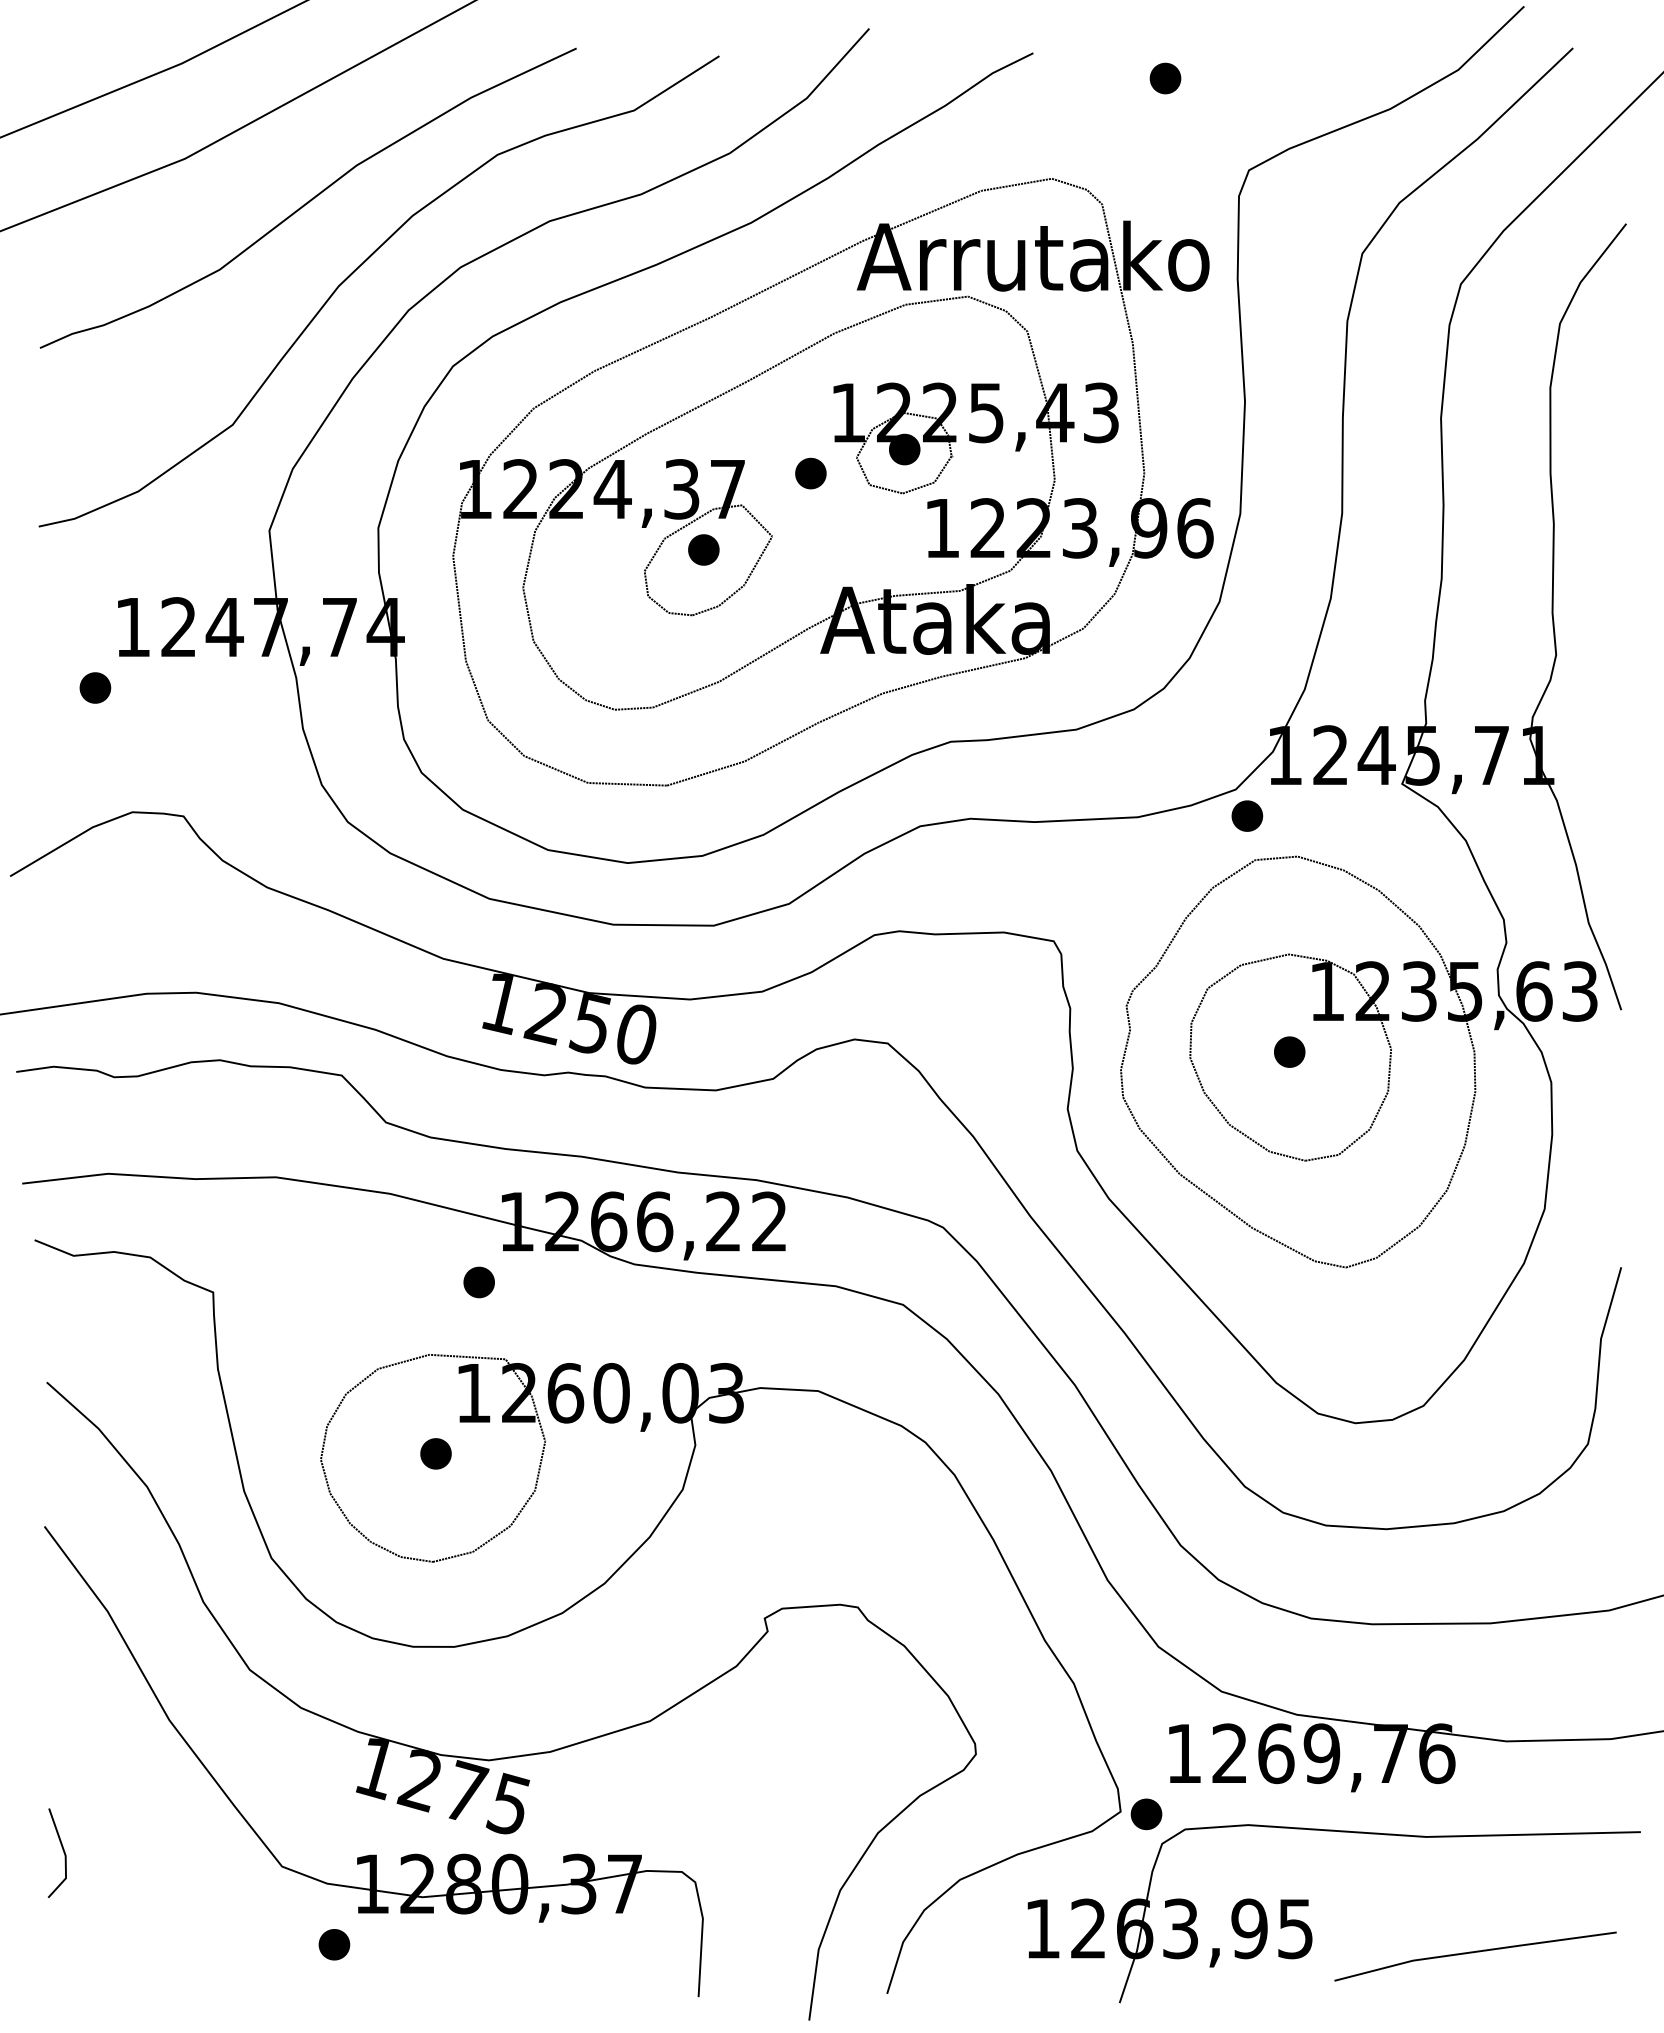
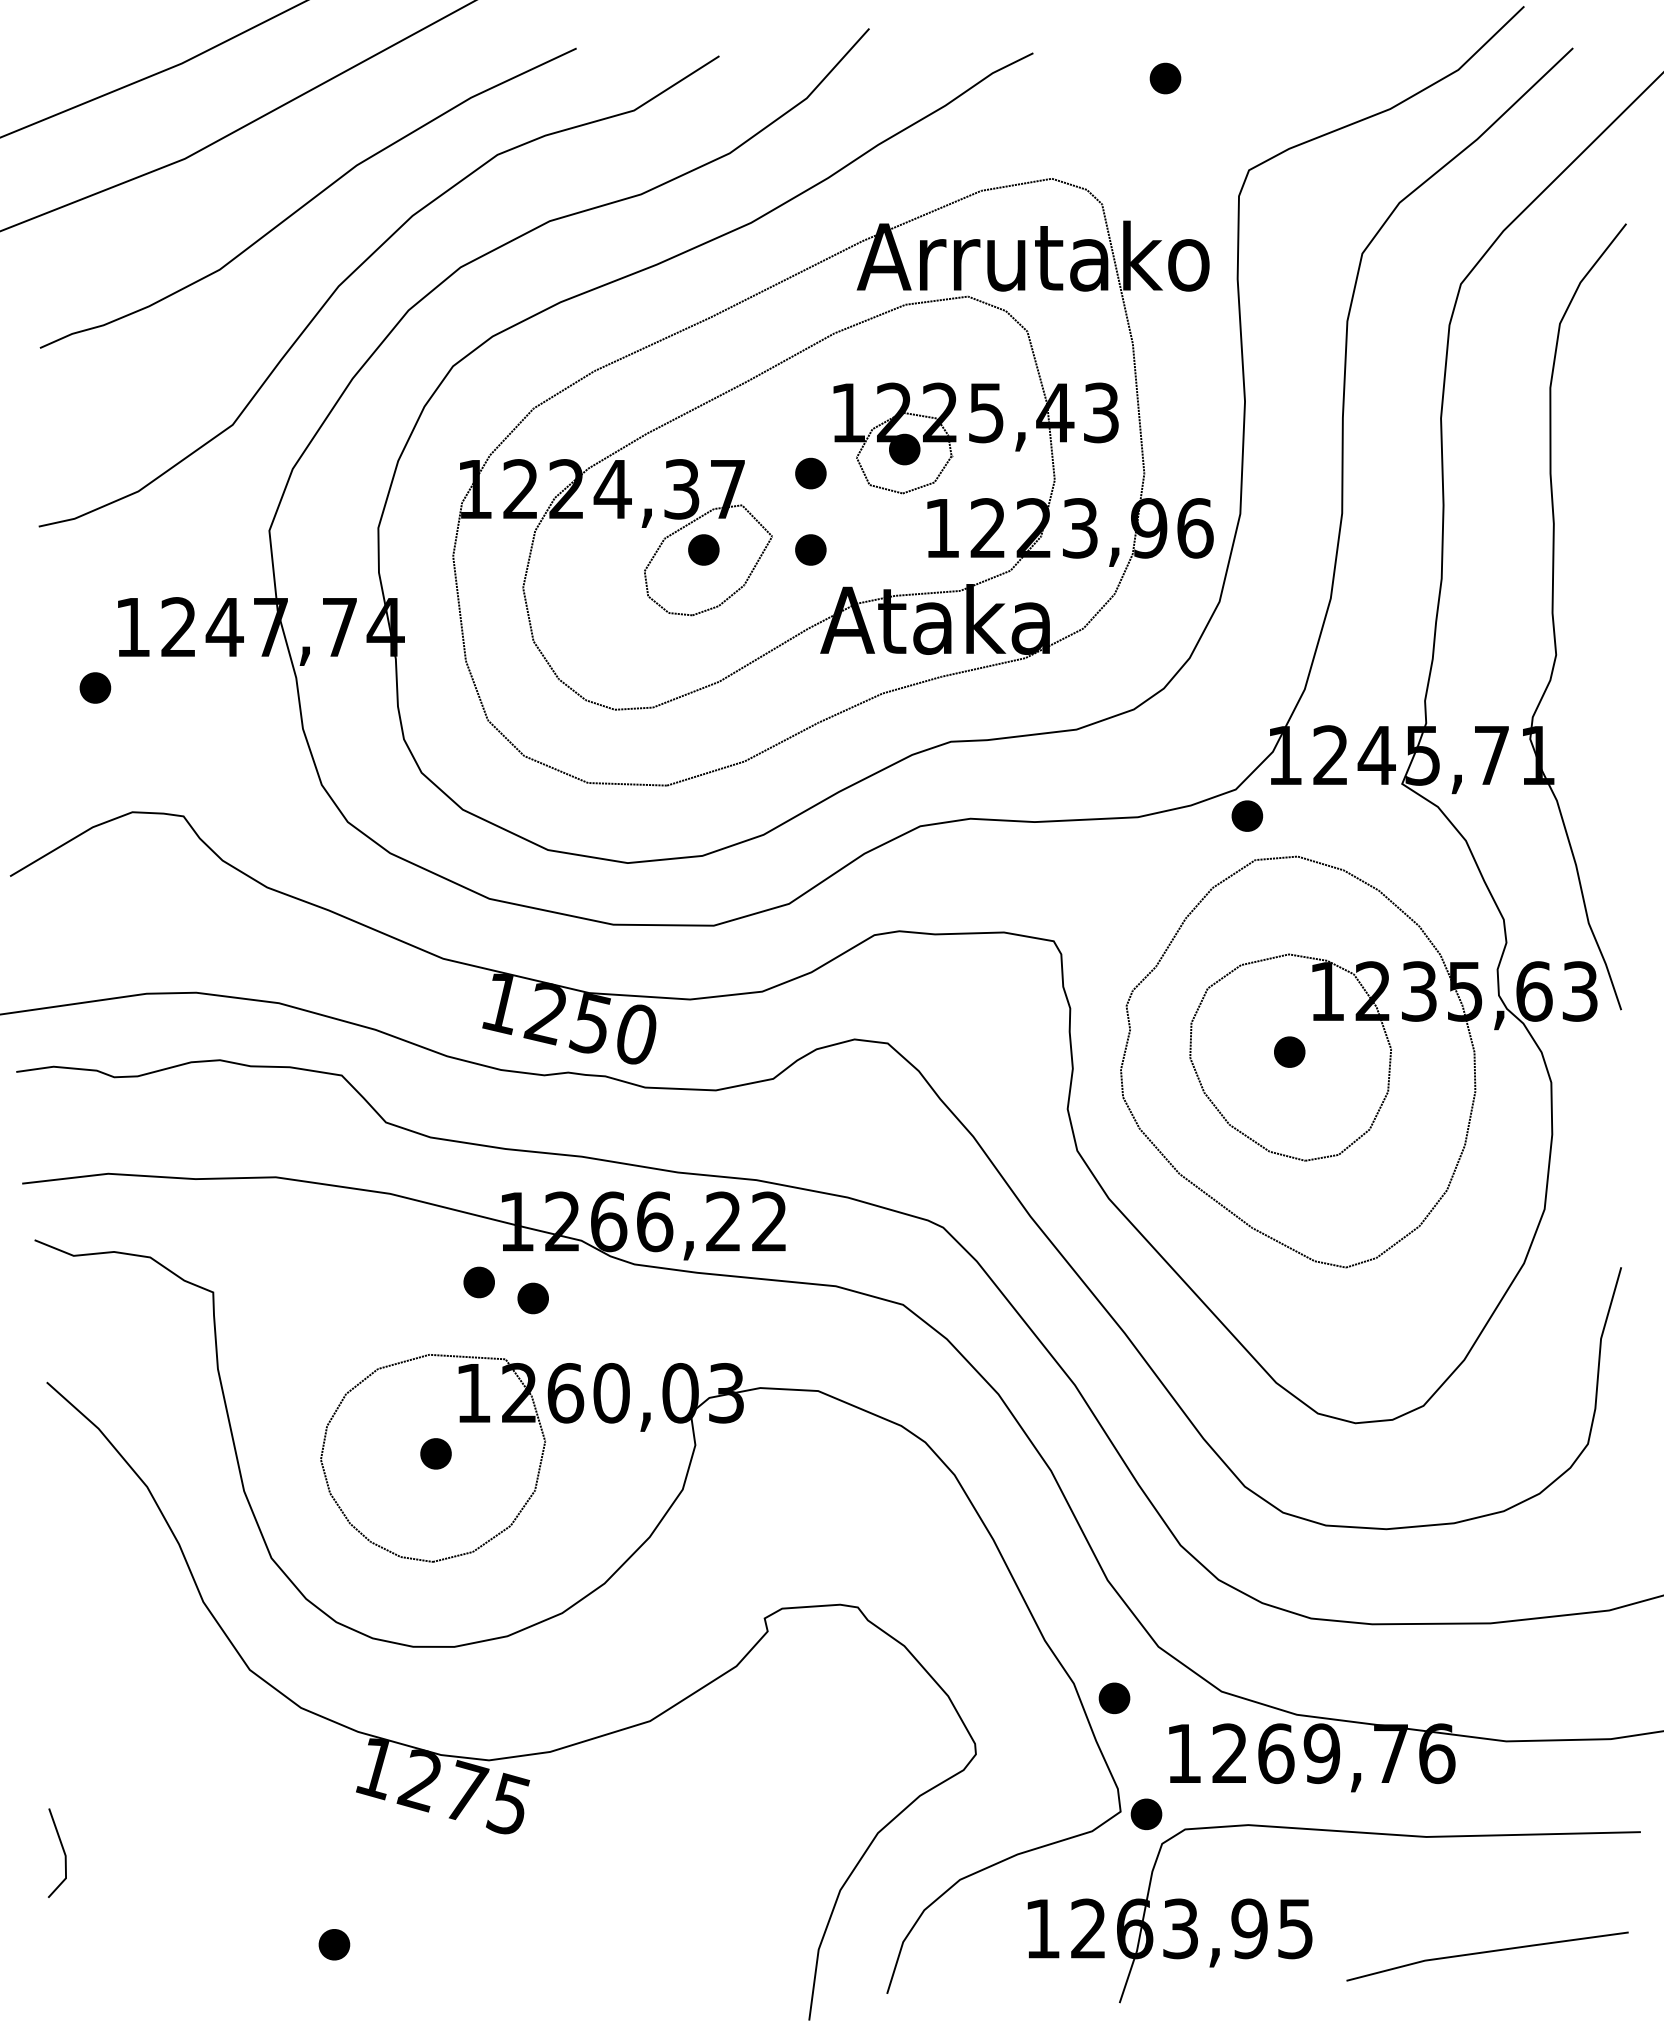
part: none -> present (810, 549)
part: none -> present (532, 1298)
part: none -> present (1114, 1698)
part: present -> none (373, 1854)
line position: (1473, 1953) -> (1485, 1953) (1485, 1953)
